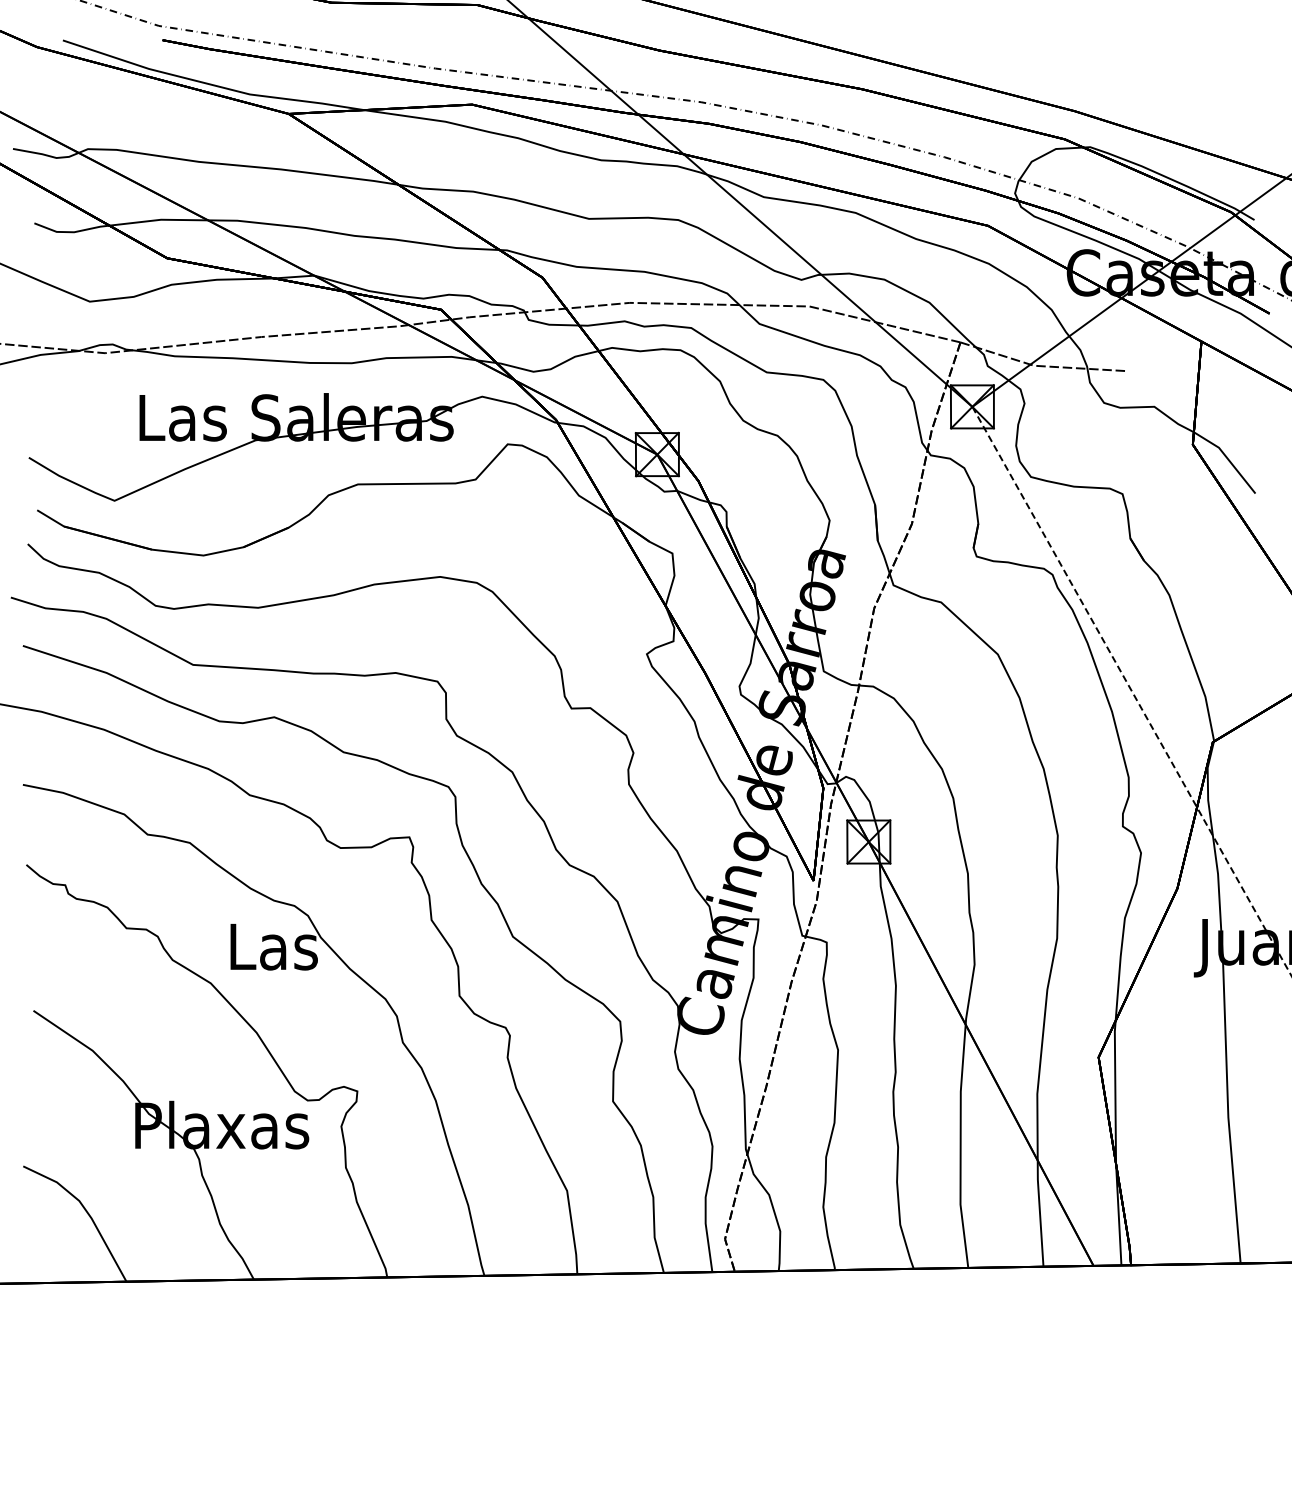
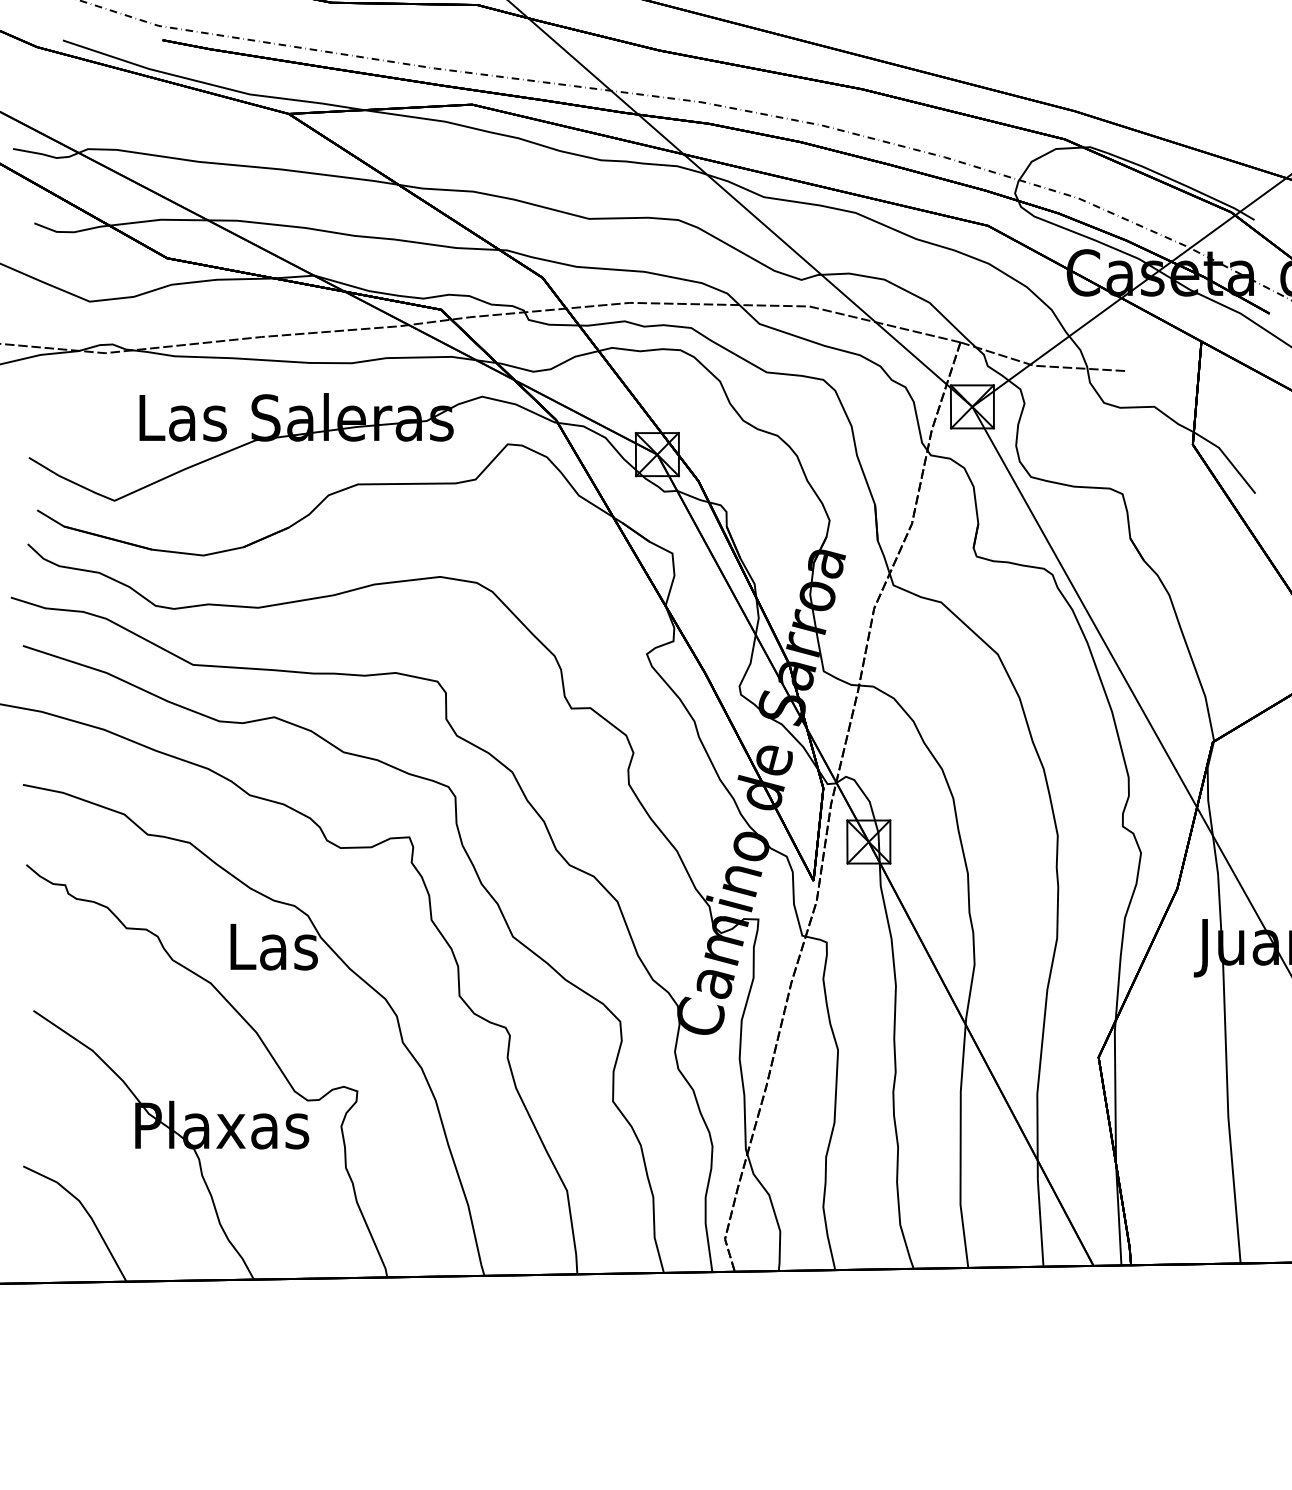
line: dashed -> solid (1132, 691)
